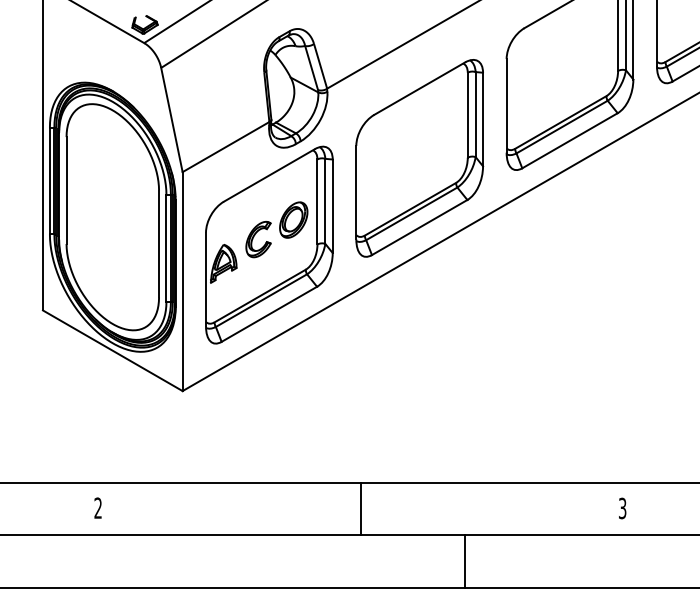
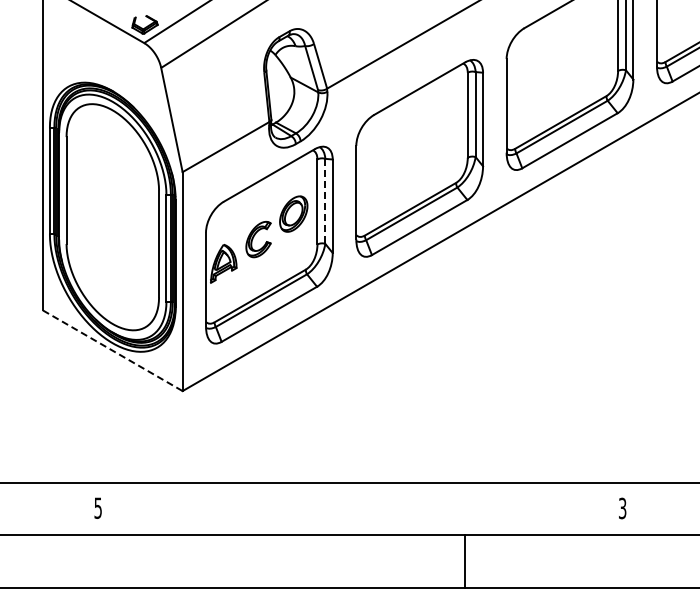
line: solid -> dashed (325, 201)
part position: (293, 219) -> (293, 213) (293, 213)
line: solid -> dashed (112, 350)
text: 2 -> 5 (97, 507)
line: present -> none (360, 509)
